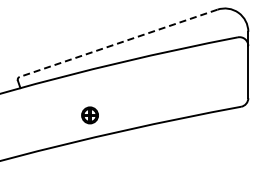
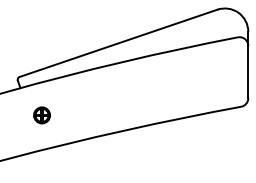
line: dashed -> solid (118, 43)
part position: (89, 115) -> (41, 115) (41, 115)
